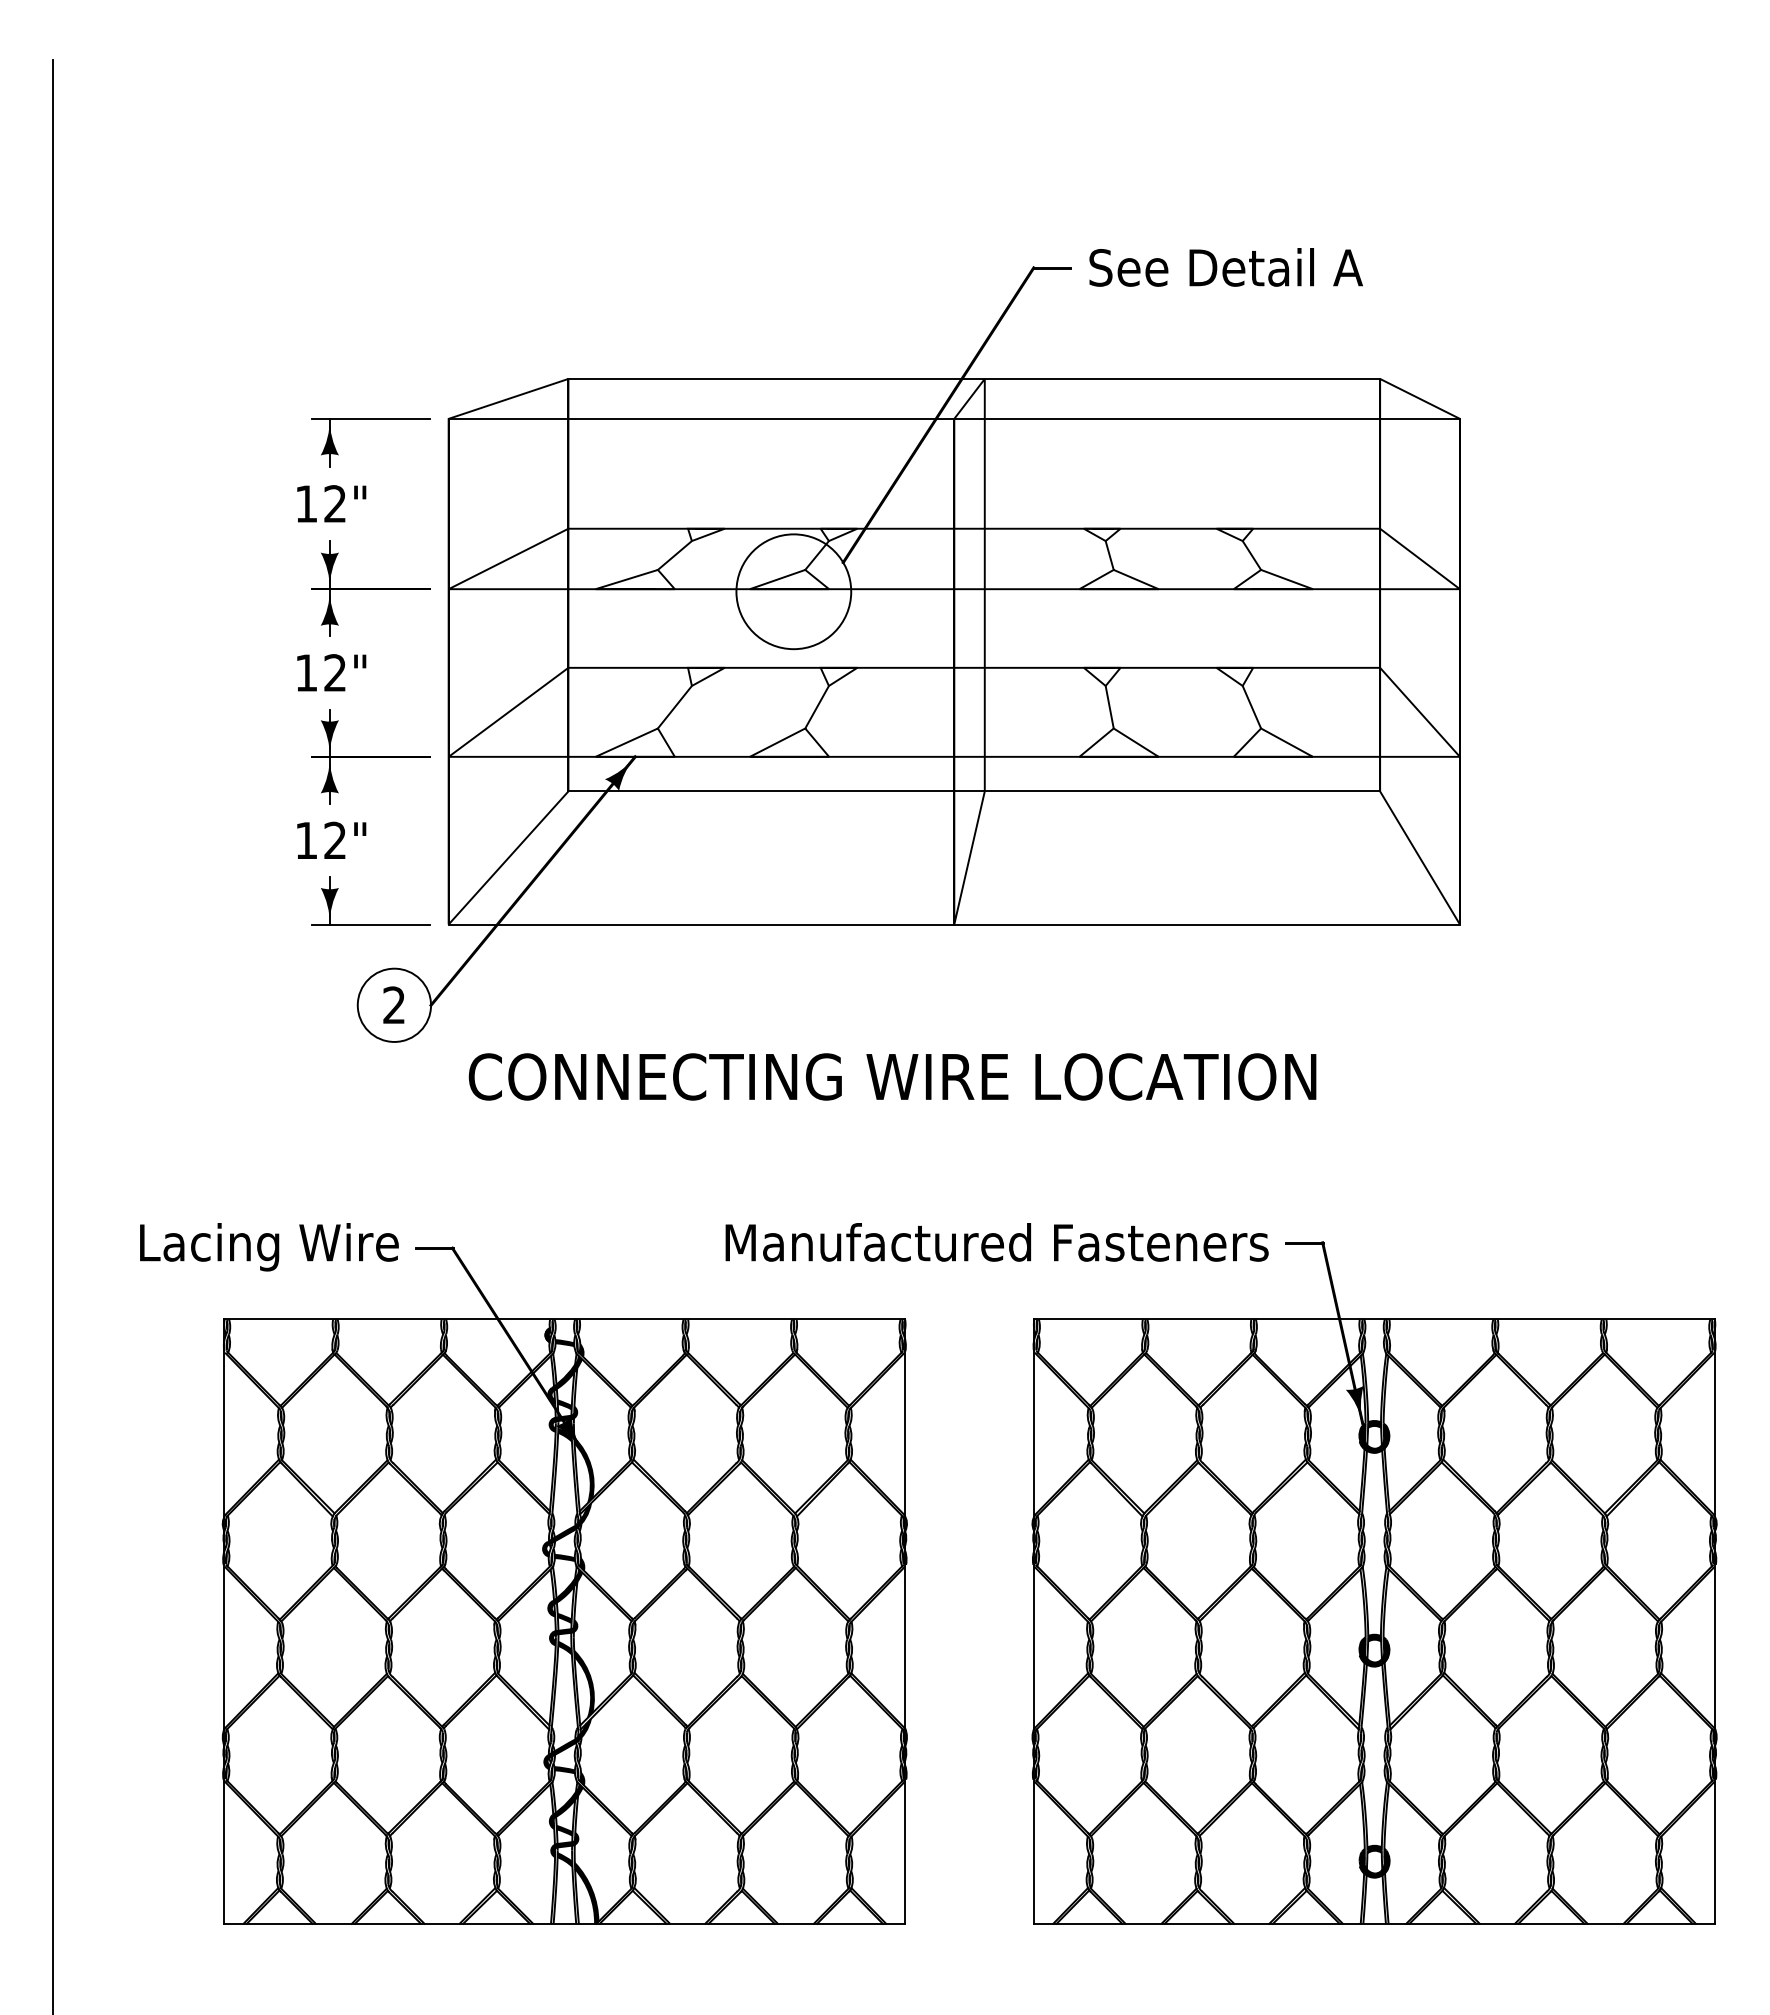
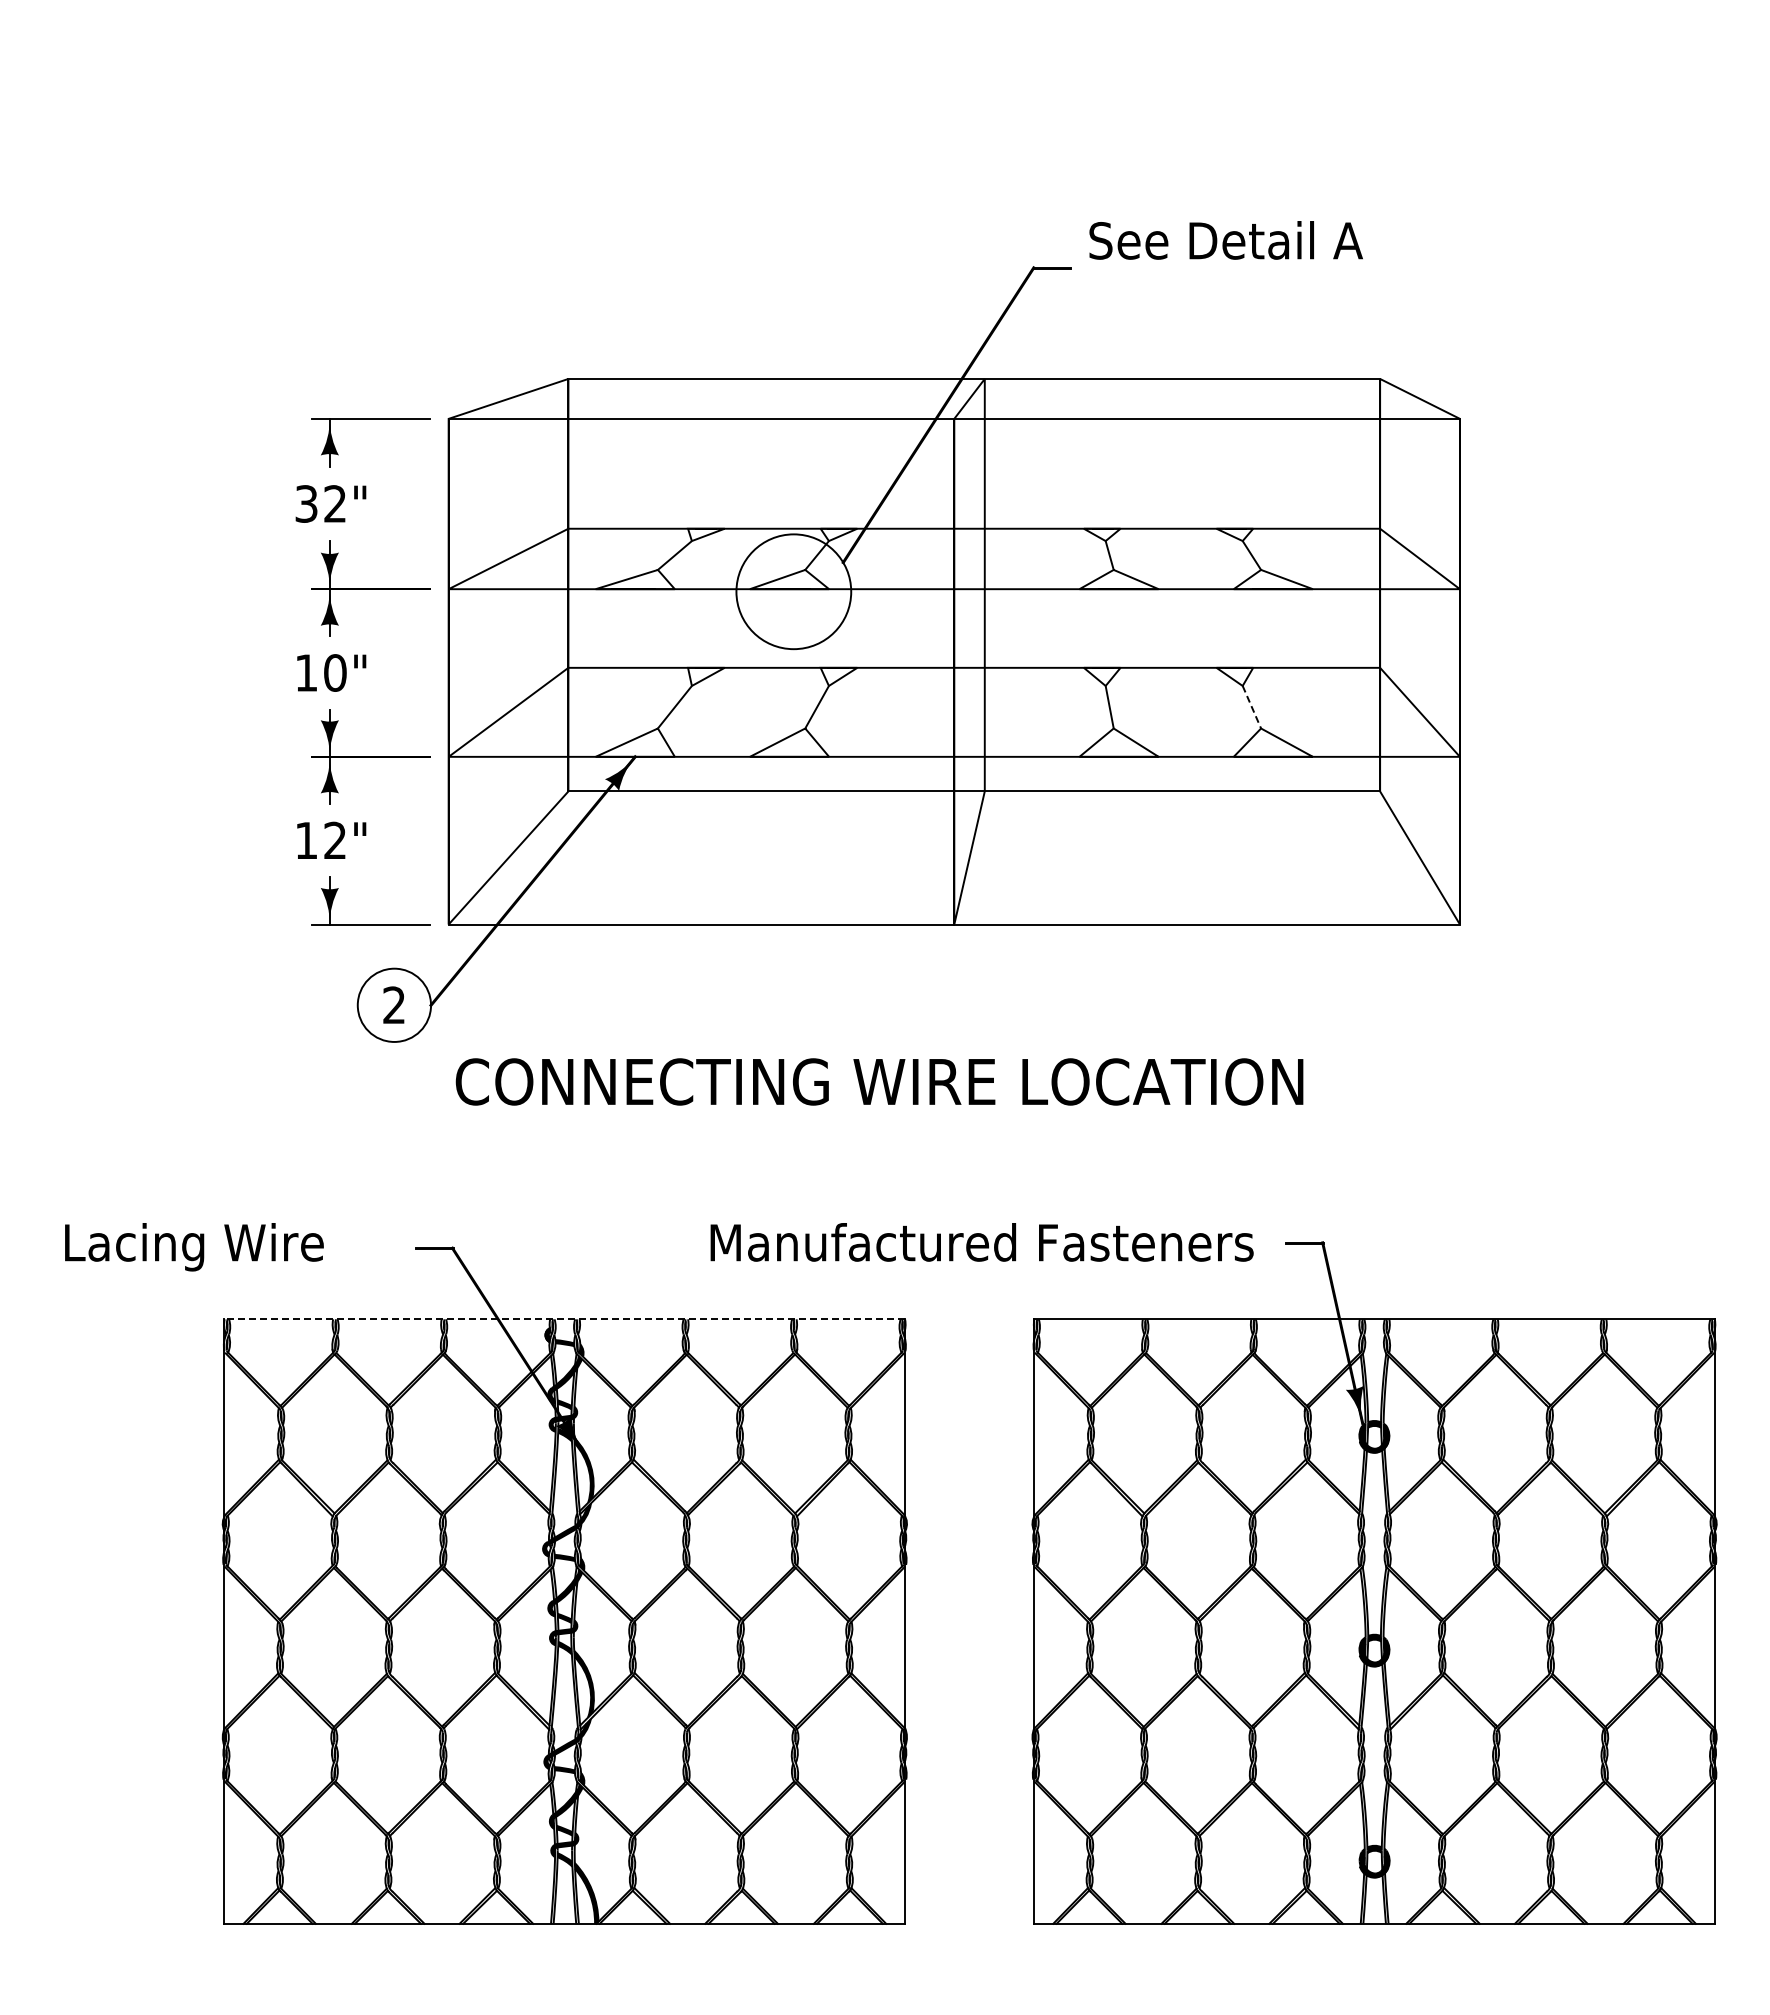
text position: (1225, 267) -> (1225, 240) (1225, 240)
text: 12" -> 32" (306, 503)
text: 12" -> 10" (335, 672)
line: solid -> dashed (1252, 707)
line: present -> none (53, 1035)
text position: (892, 1076) -> (879, 1081) (879, 1081)
text position: (996, 1242) -> (981, 1242) (981, 1242)
text position: (269, 1247) -> (194, 1247) (194, 1247)
line: solid -> dashed (564, 1319)
